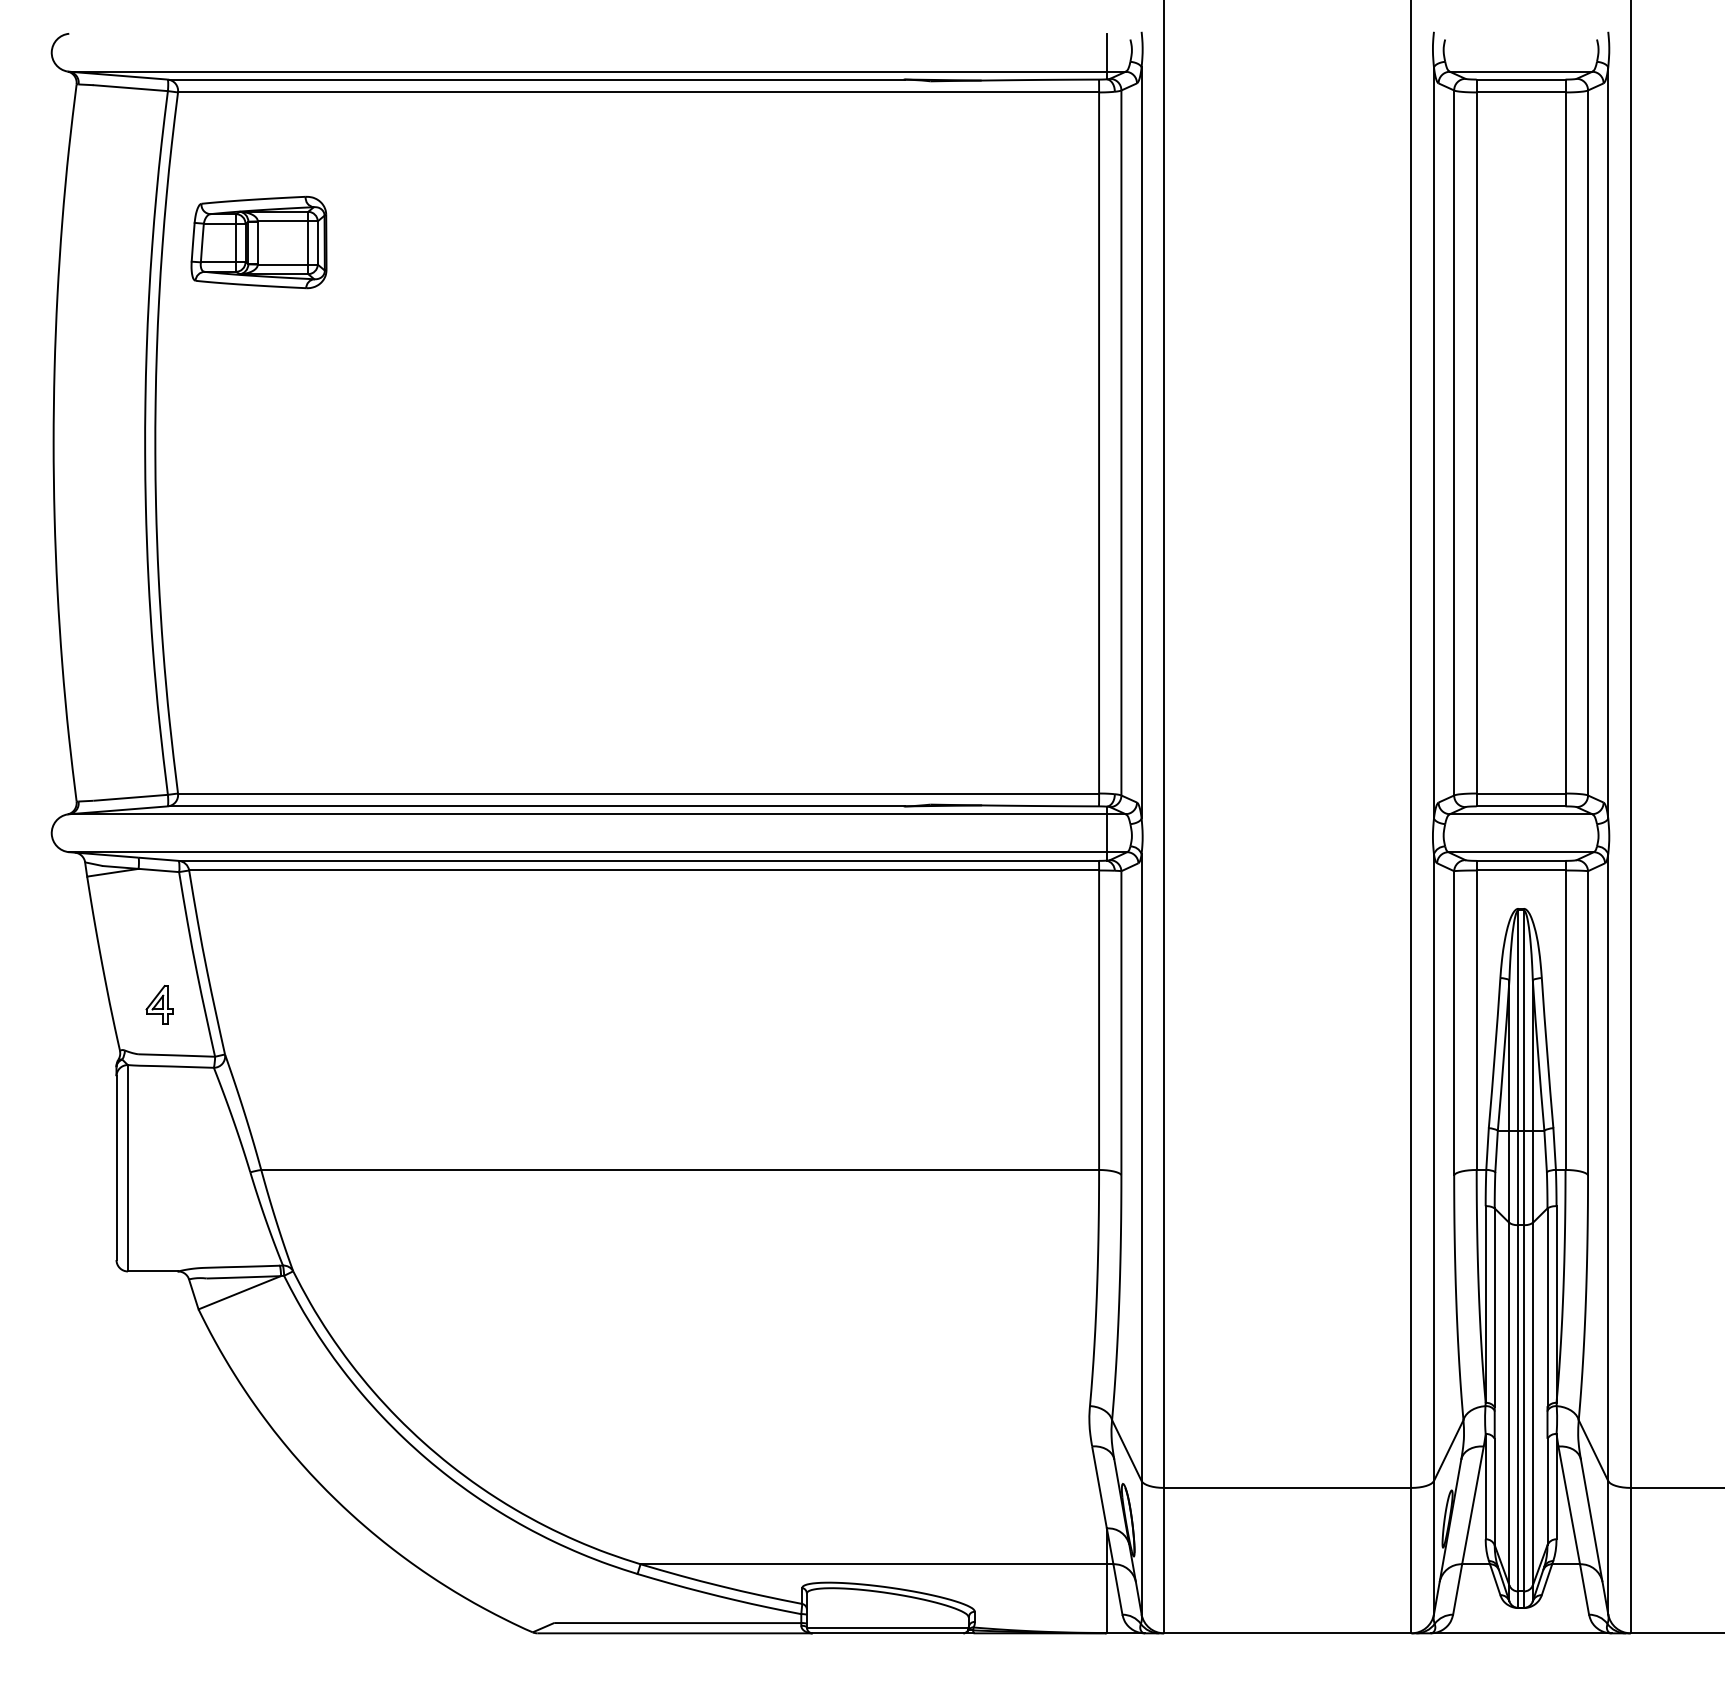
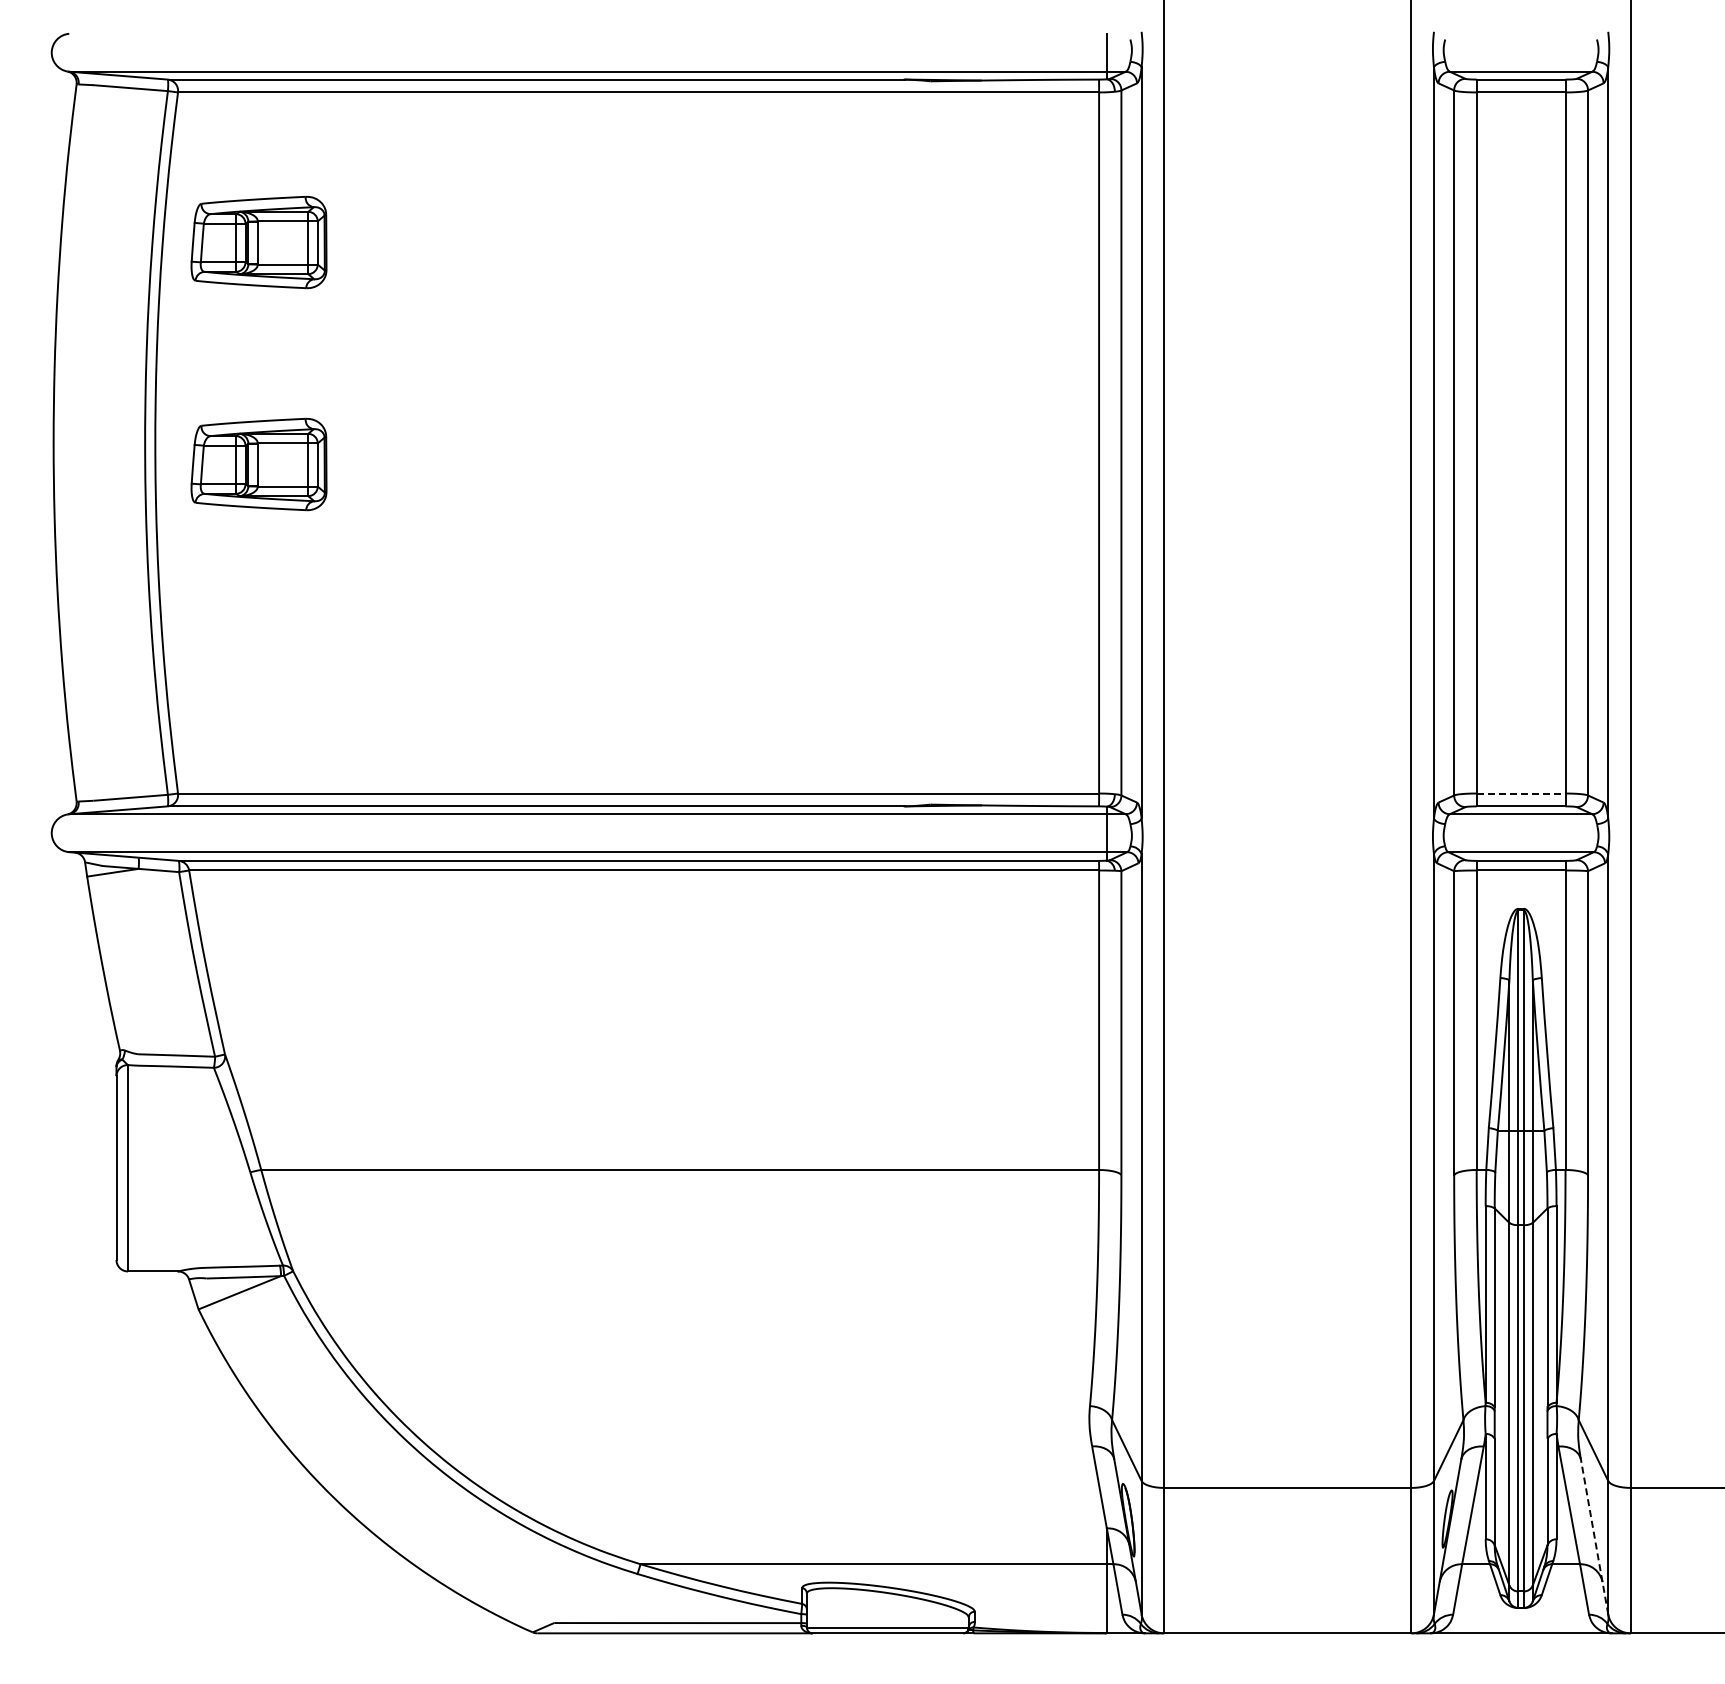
part: none -> present (258, 464)
line: solid -> dashed (1521, 793)
part: present -> none (159, 1004)
line: solid -> dashed (1594, 1537)
